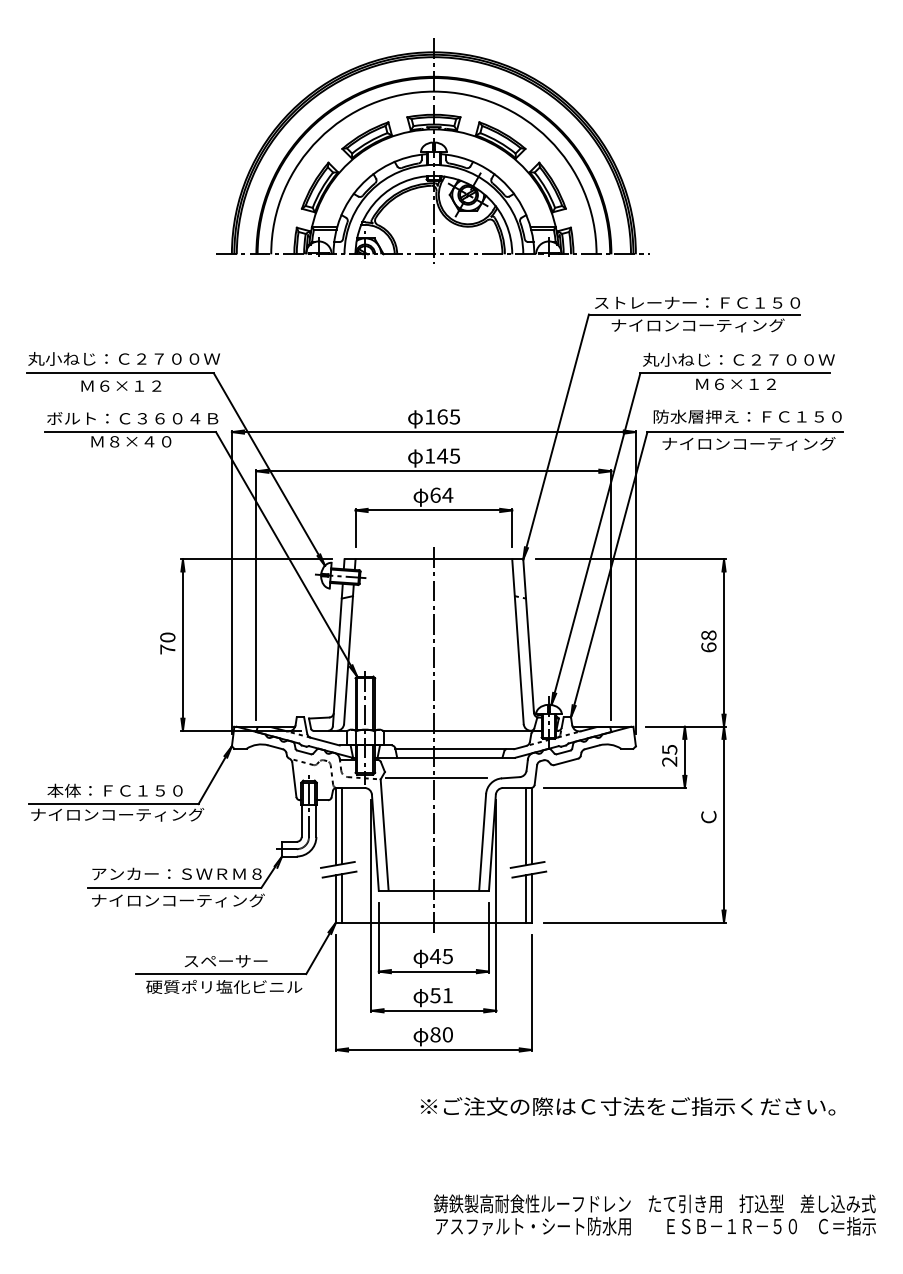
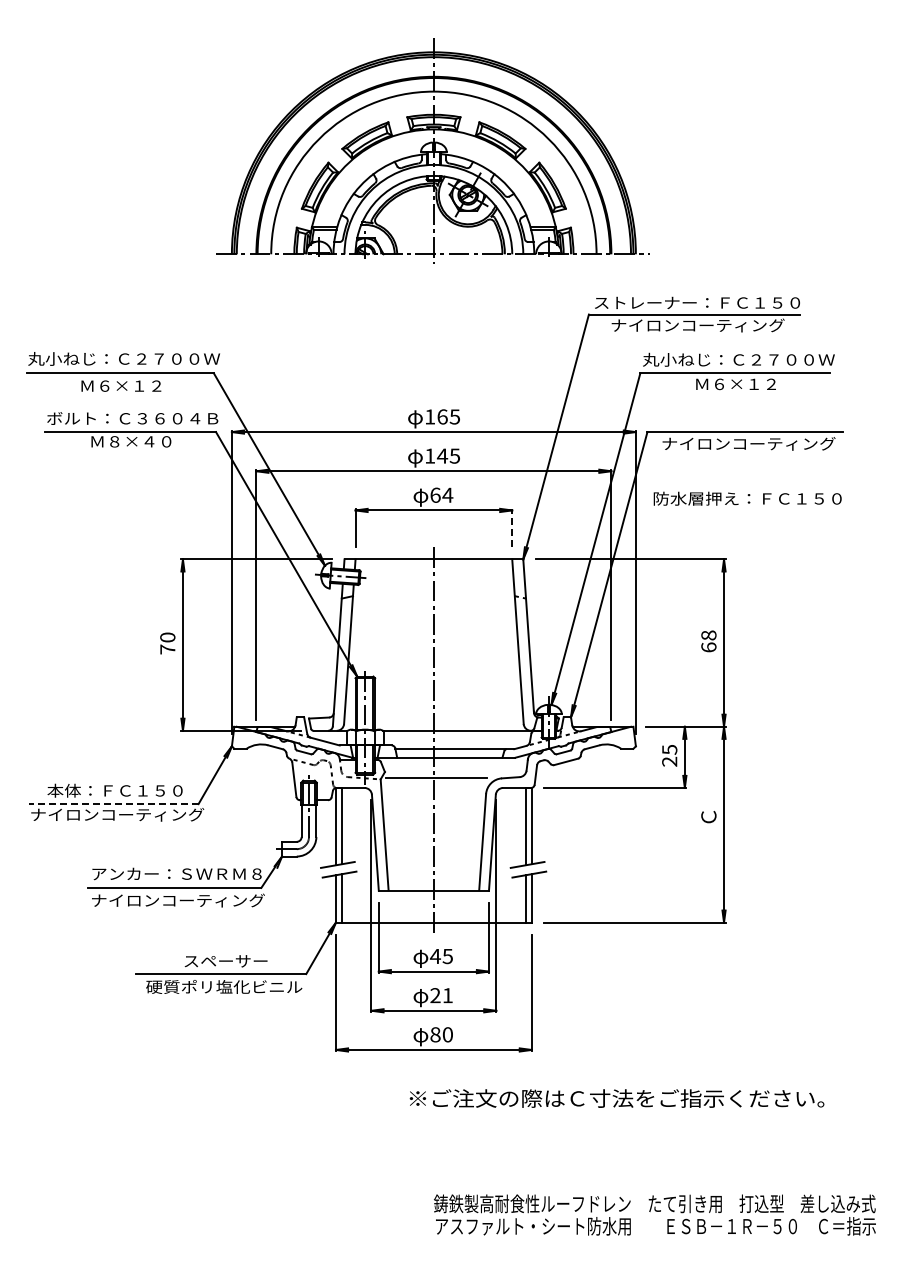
text position: (747, 416) -> (747, 498) (747, 498)
line: solid -> dashed (512, 527)
line: solid -> dashed (114, 804)
text: 51 -> 21 (435, 995)
text position: (627, 1106) -> (616, 1098) (616, 1098)
